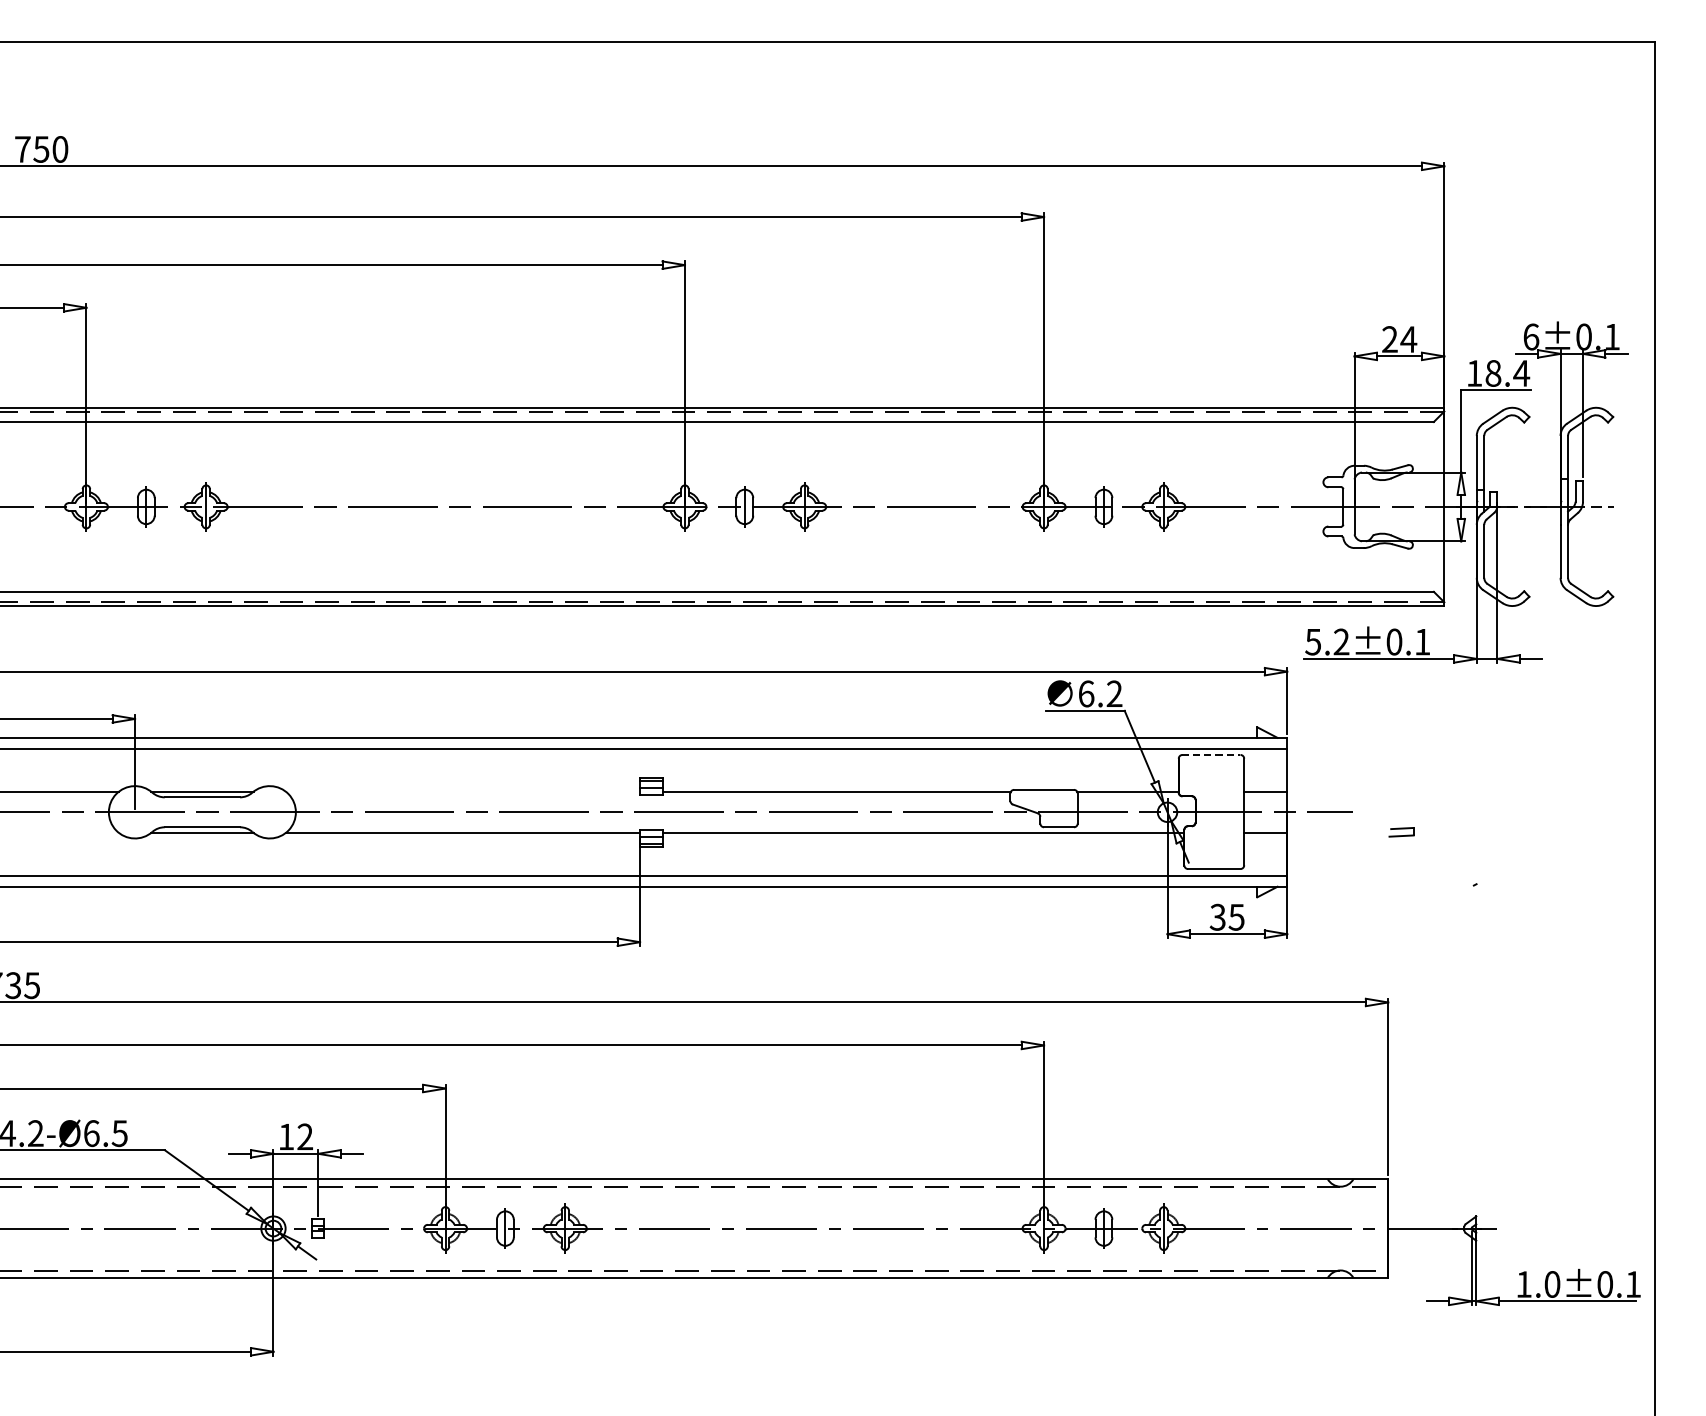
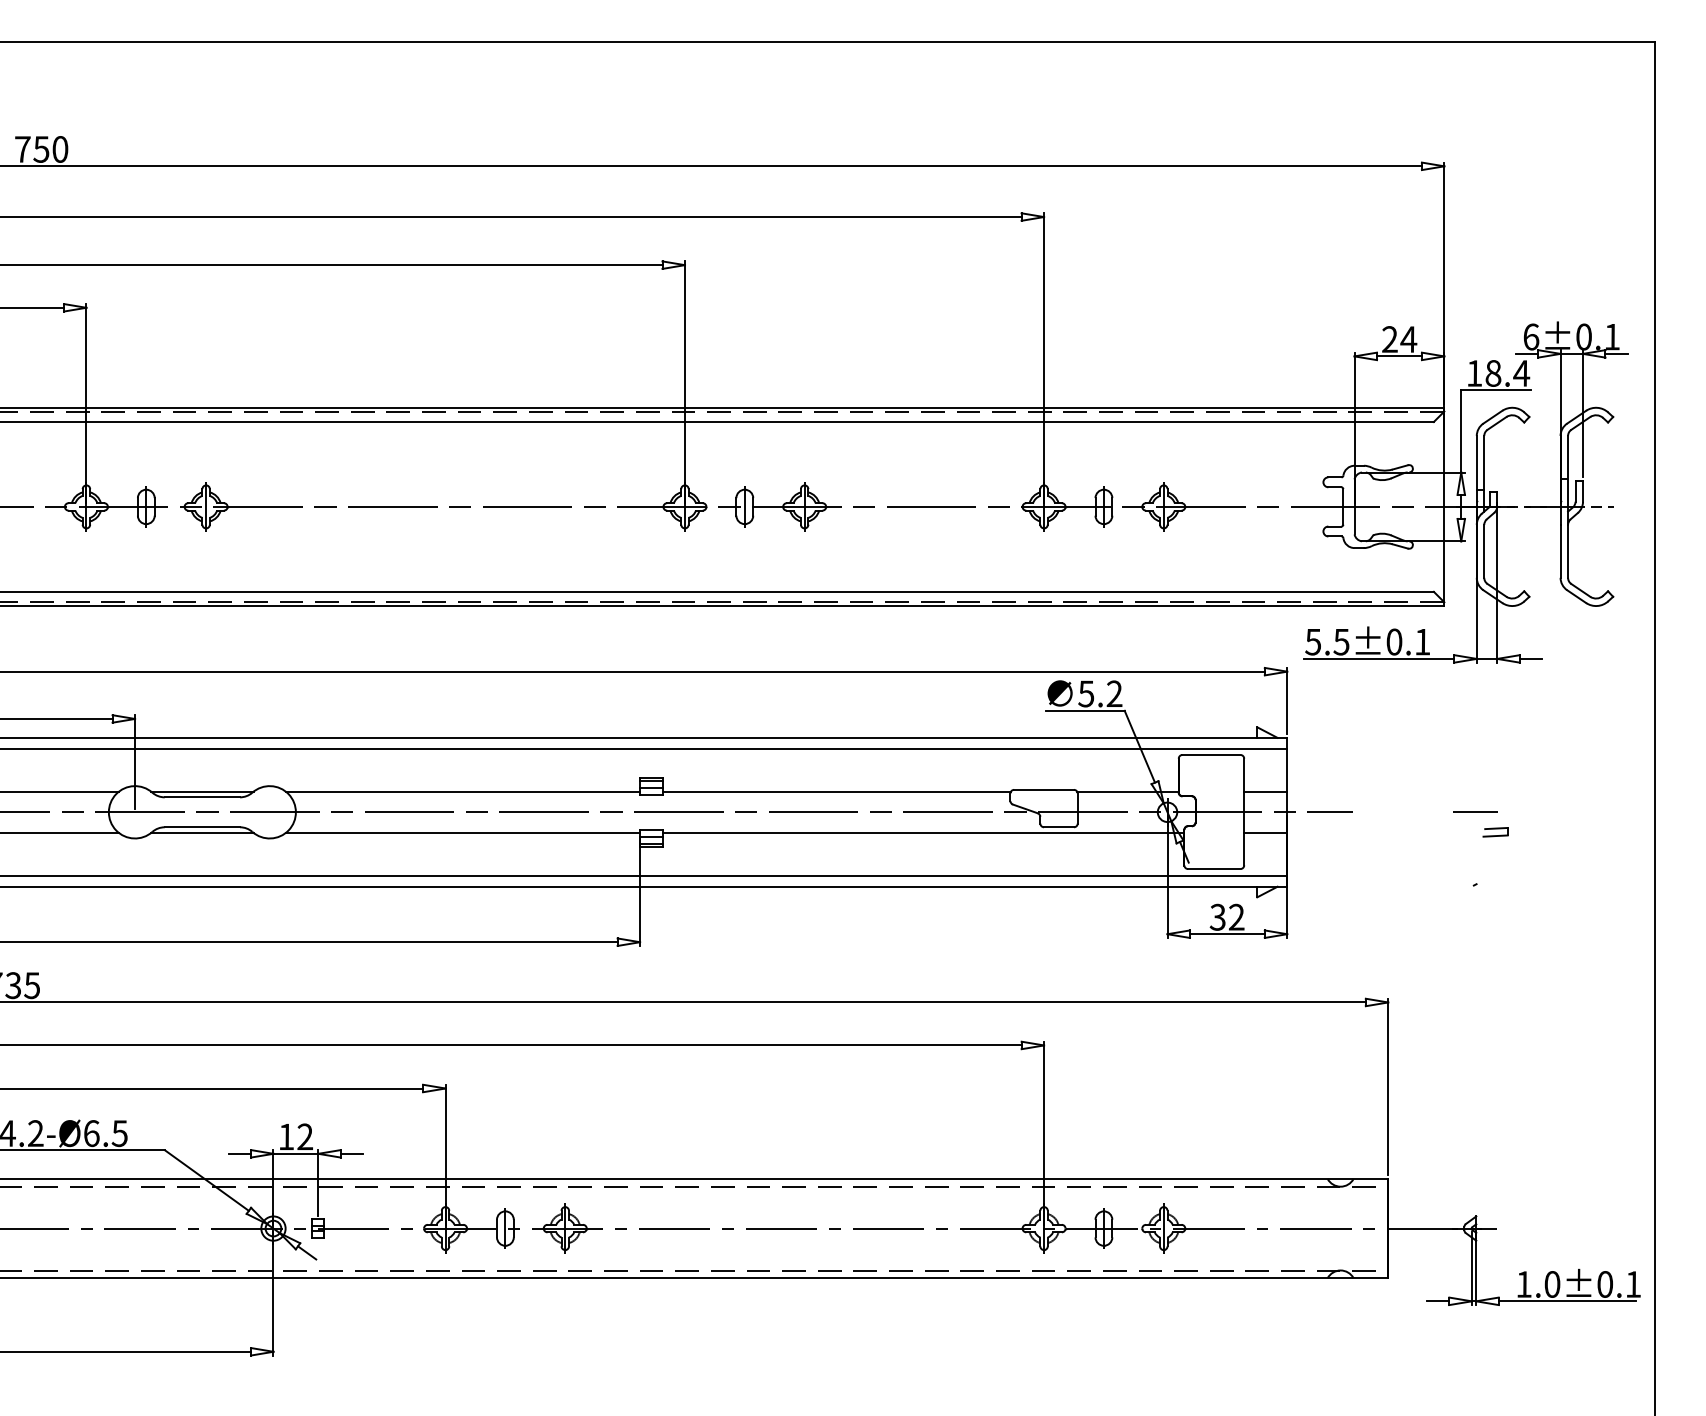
text: 5.2±0.1 -> 5.5±0.1 (1341, 641)
text: 6.2 -> 5.2 (1086, 693)
line: dashed -> solid (1211, 754)
line: none -> present (462, 791)
line: none -> present (1475, 811)
line: none -> present (60, 832)
part position: (1401, 832) -> (1495, 832) (1495, 832)
text: 35 -> 32 (1236, 916)
